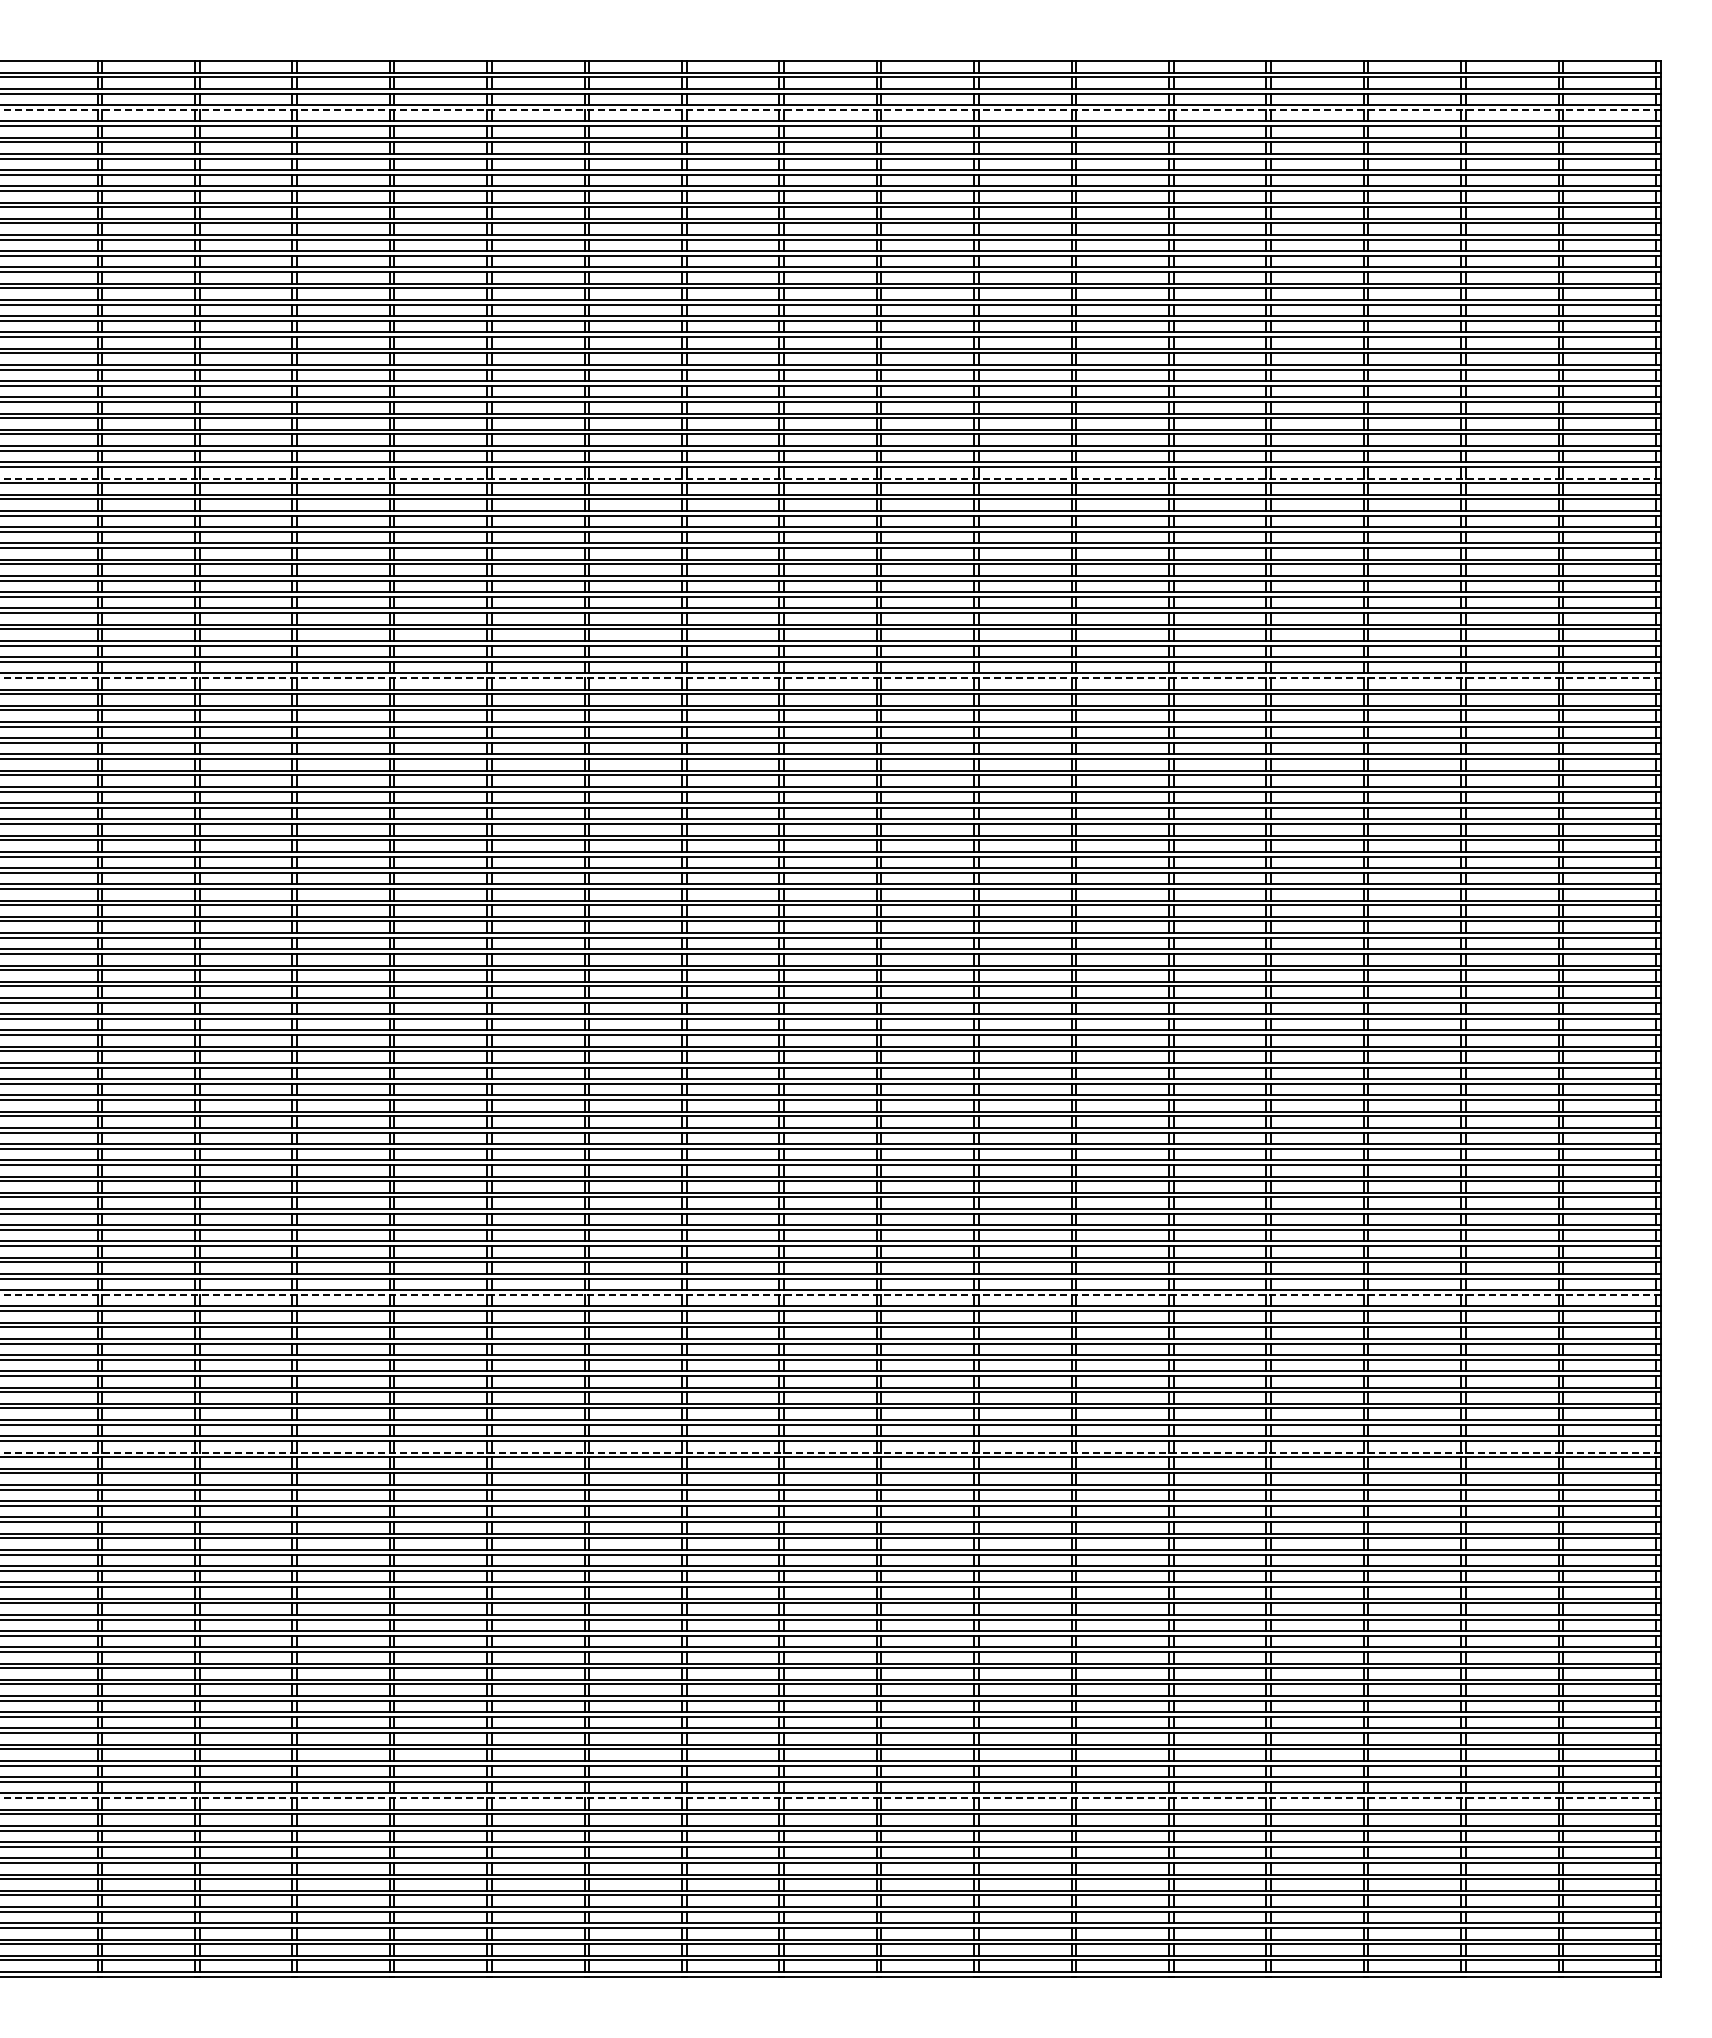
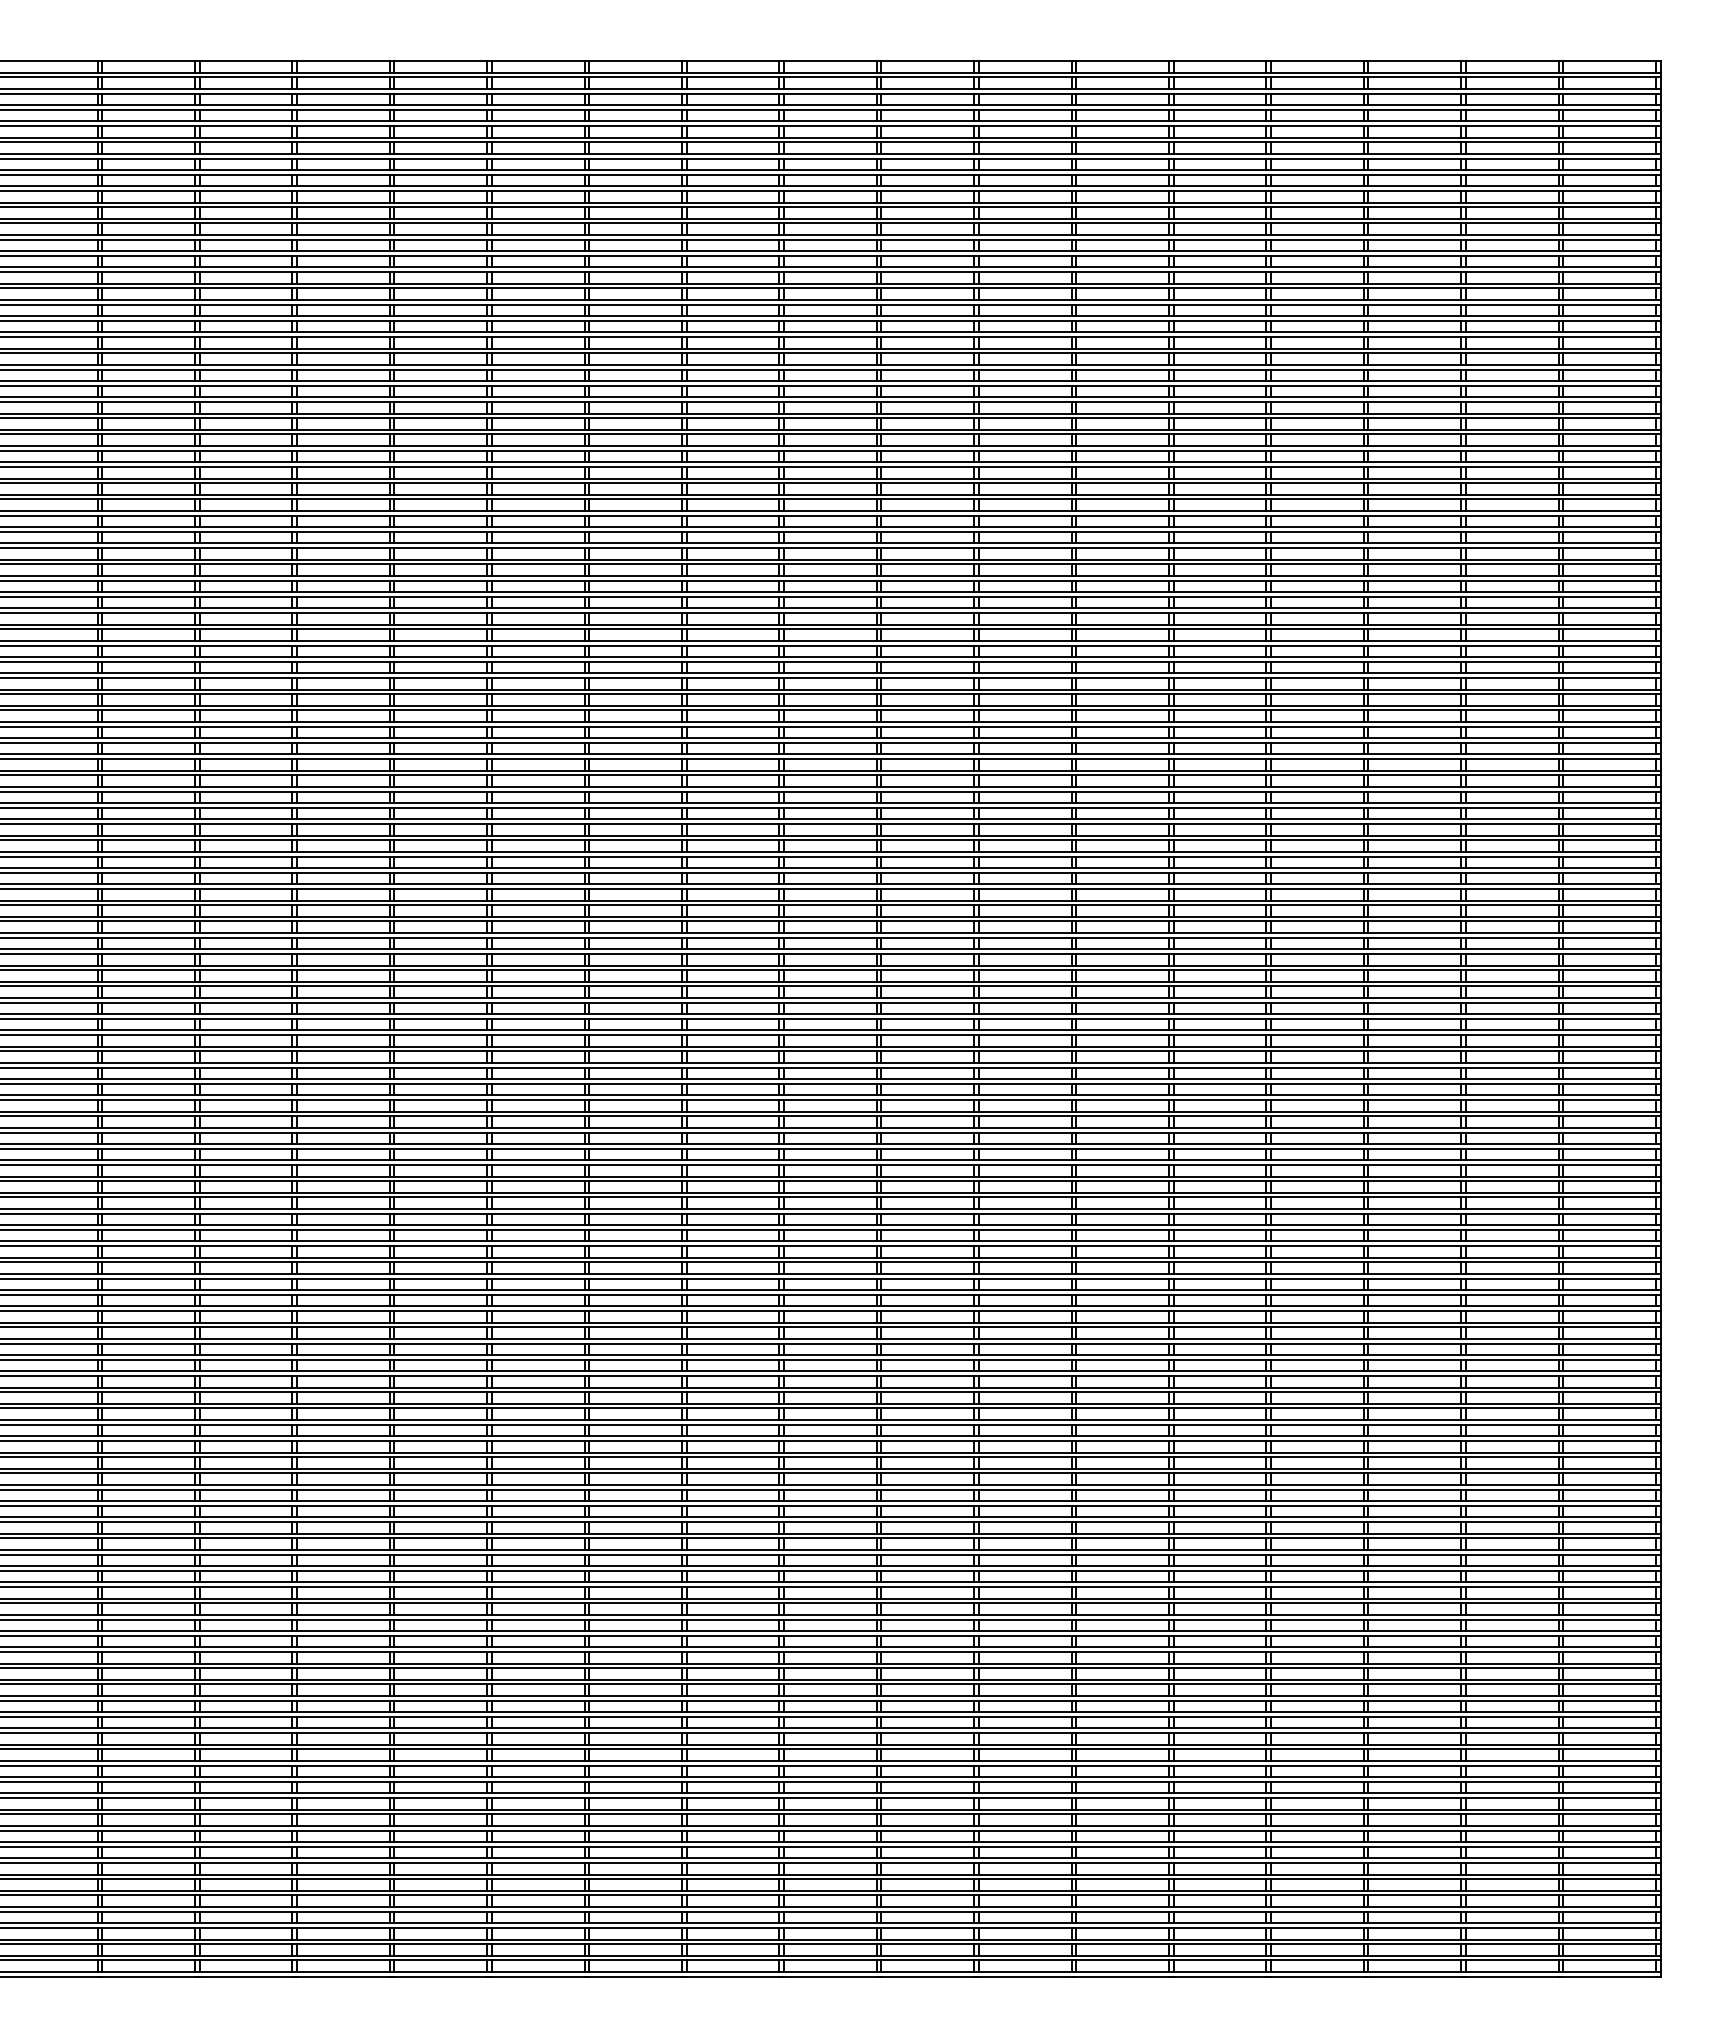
line: dashed -> solid (831, 109)
line: dashed -> solid (830, 478)
line: dashed -> solid (831, 677)
line: dashed -> solid (831, 1294)
line: dashed -> solid (830, 1452)
line: dashed -> solid (831, 1798)
